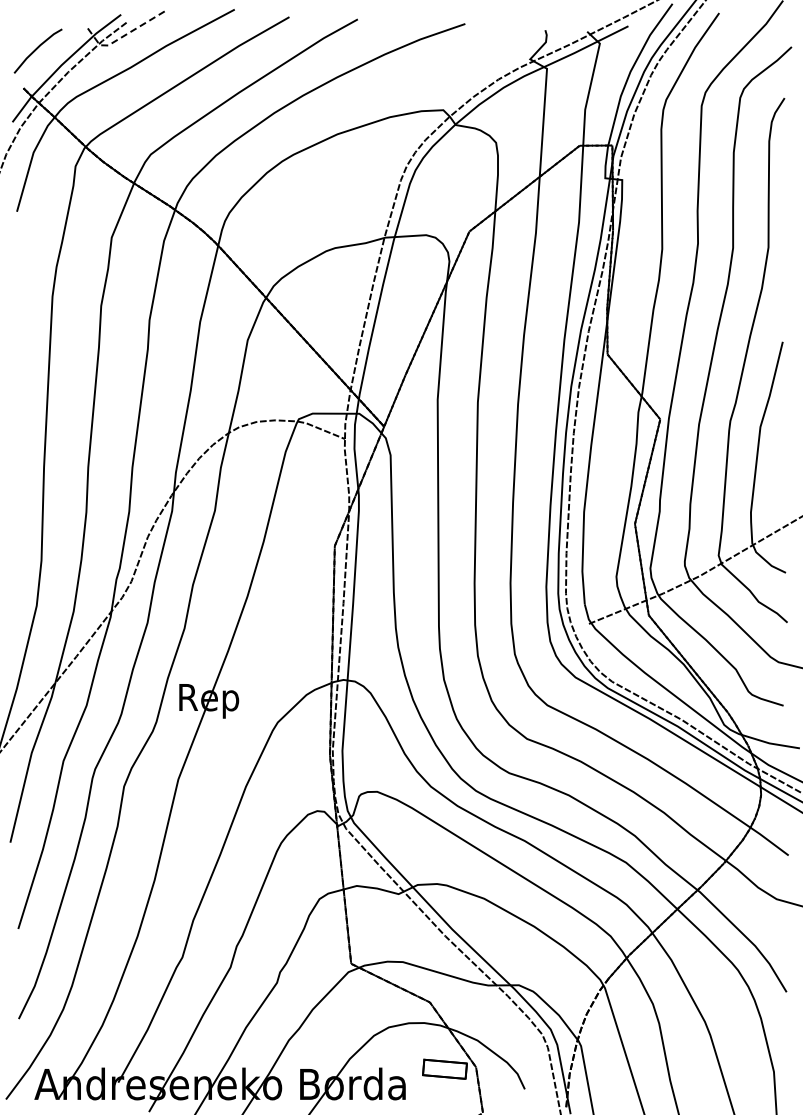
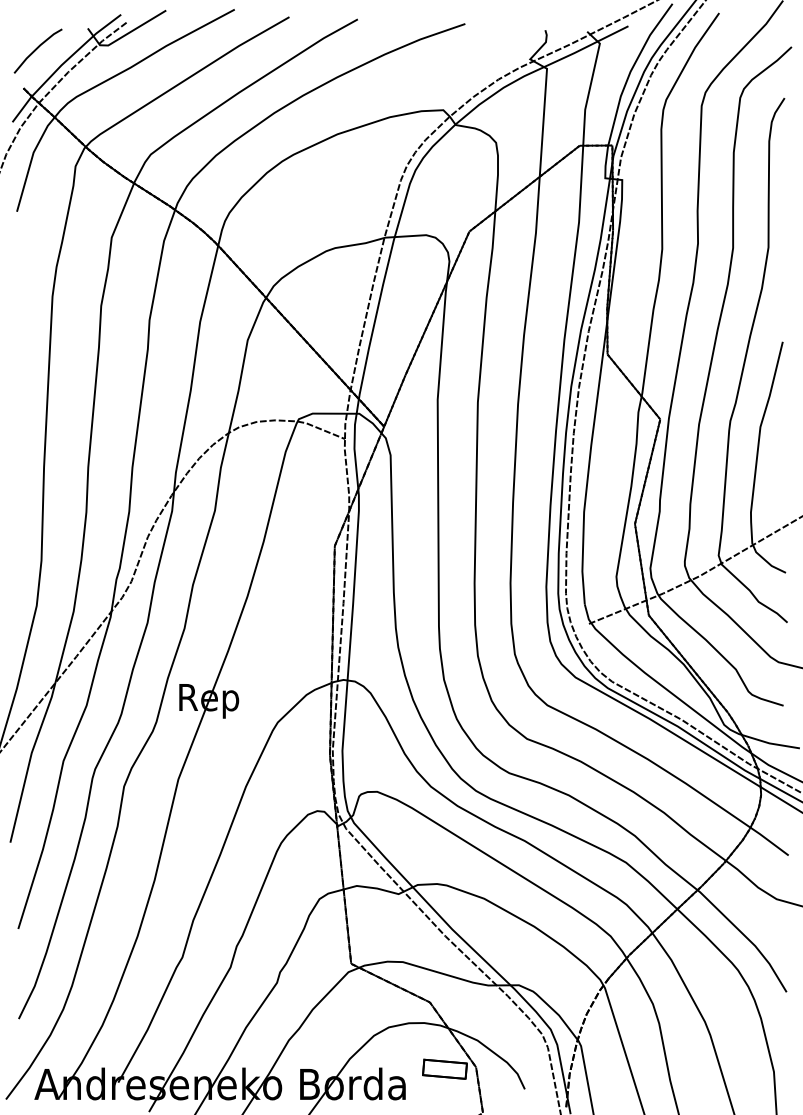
line: dashed -> solid (123, 36)
